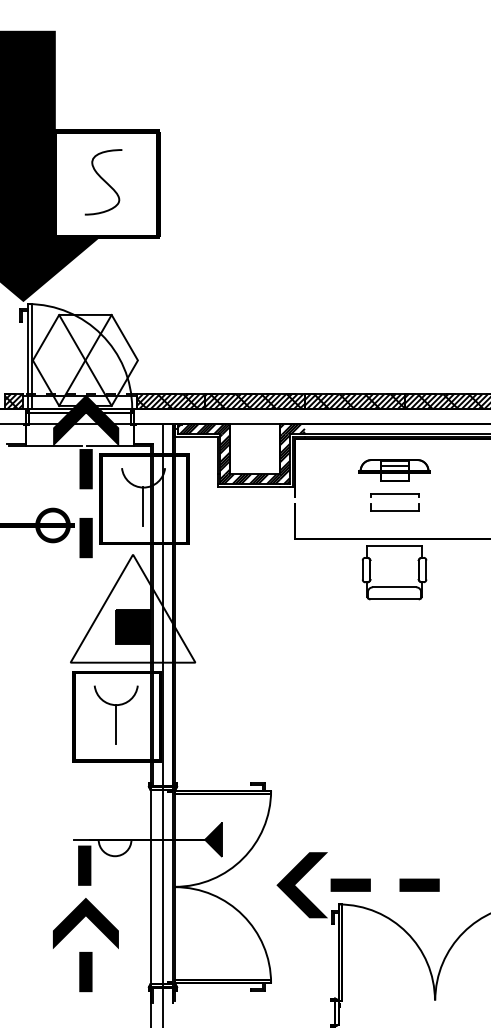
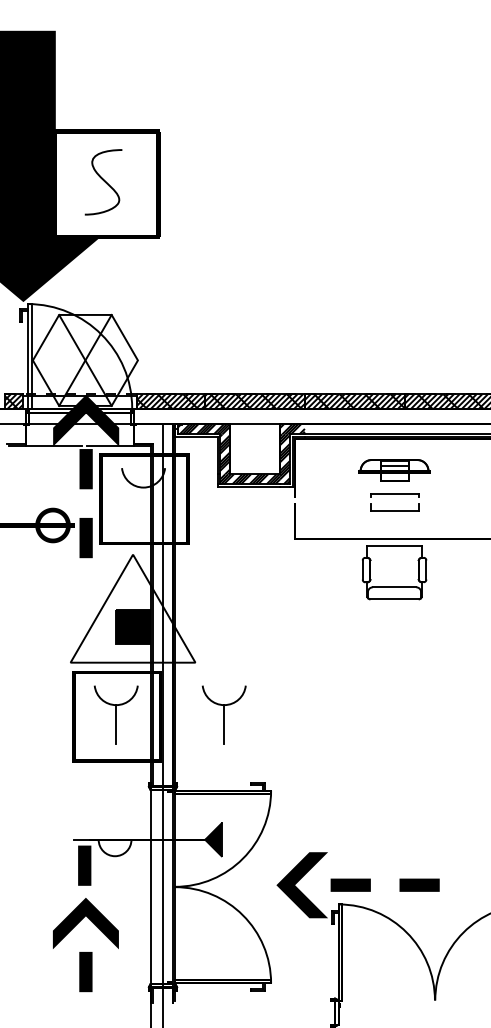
line: present -> none (143, 506)
part: none -> present (223, 714)
